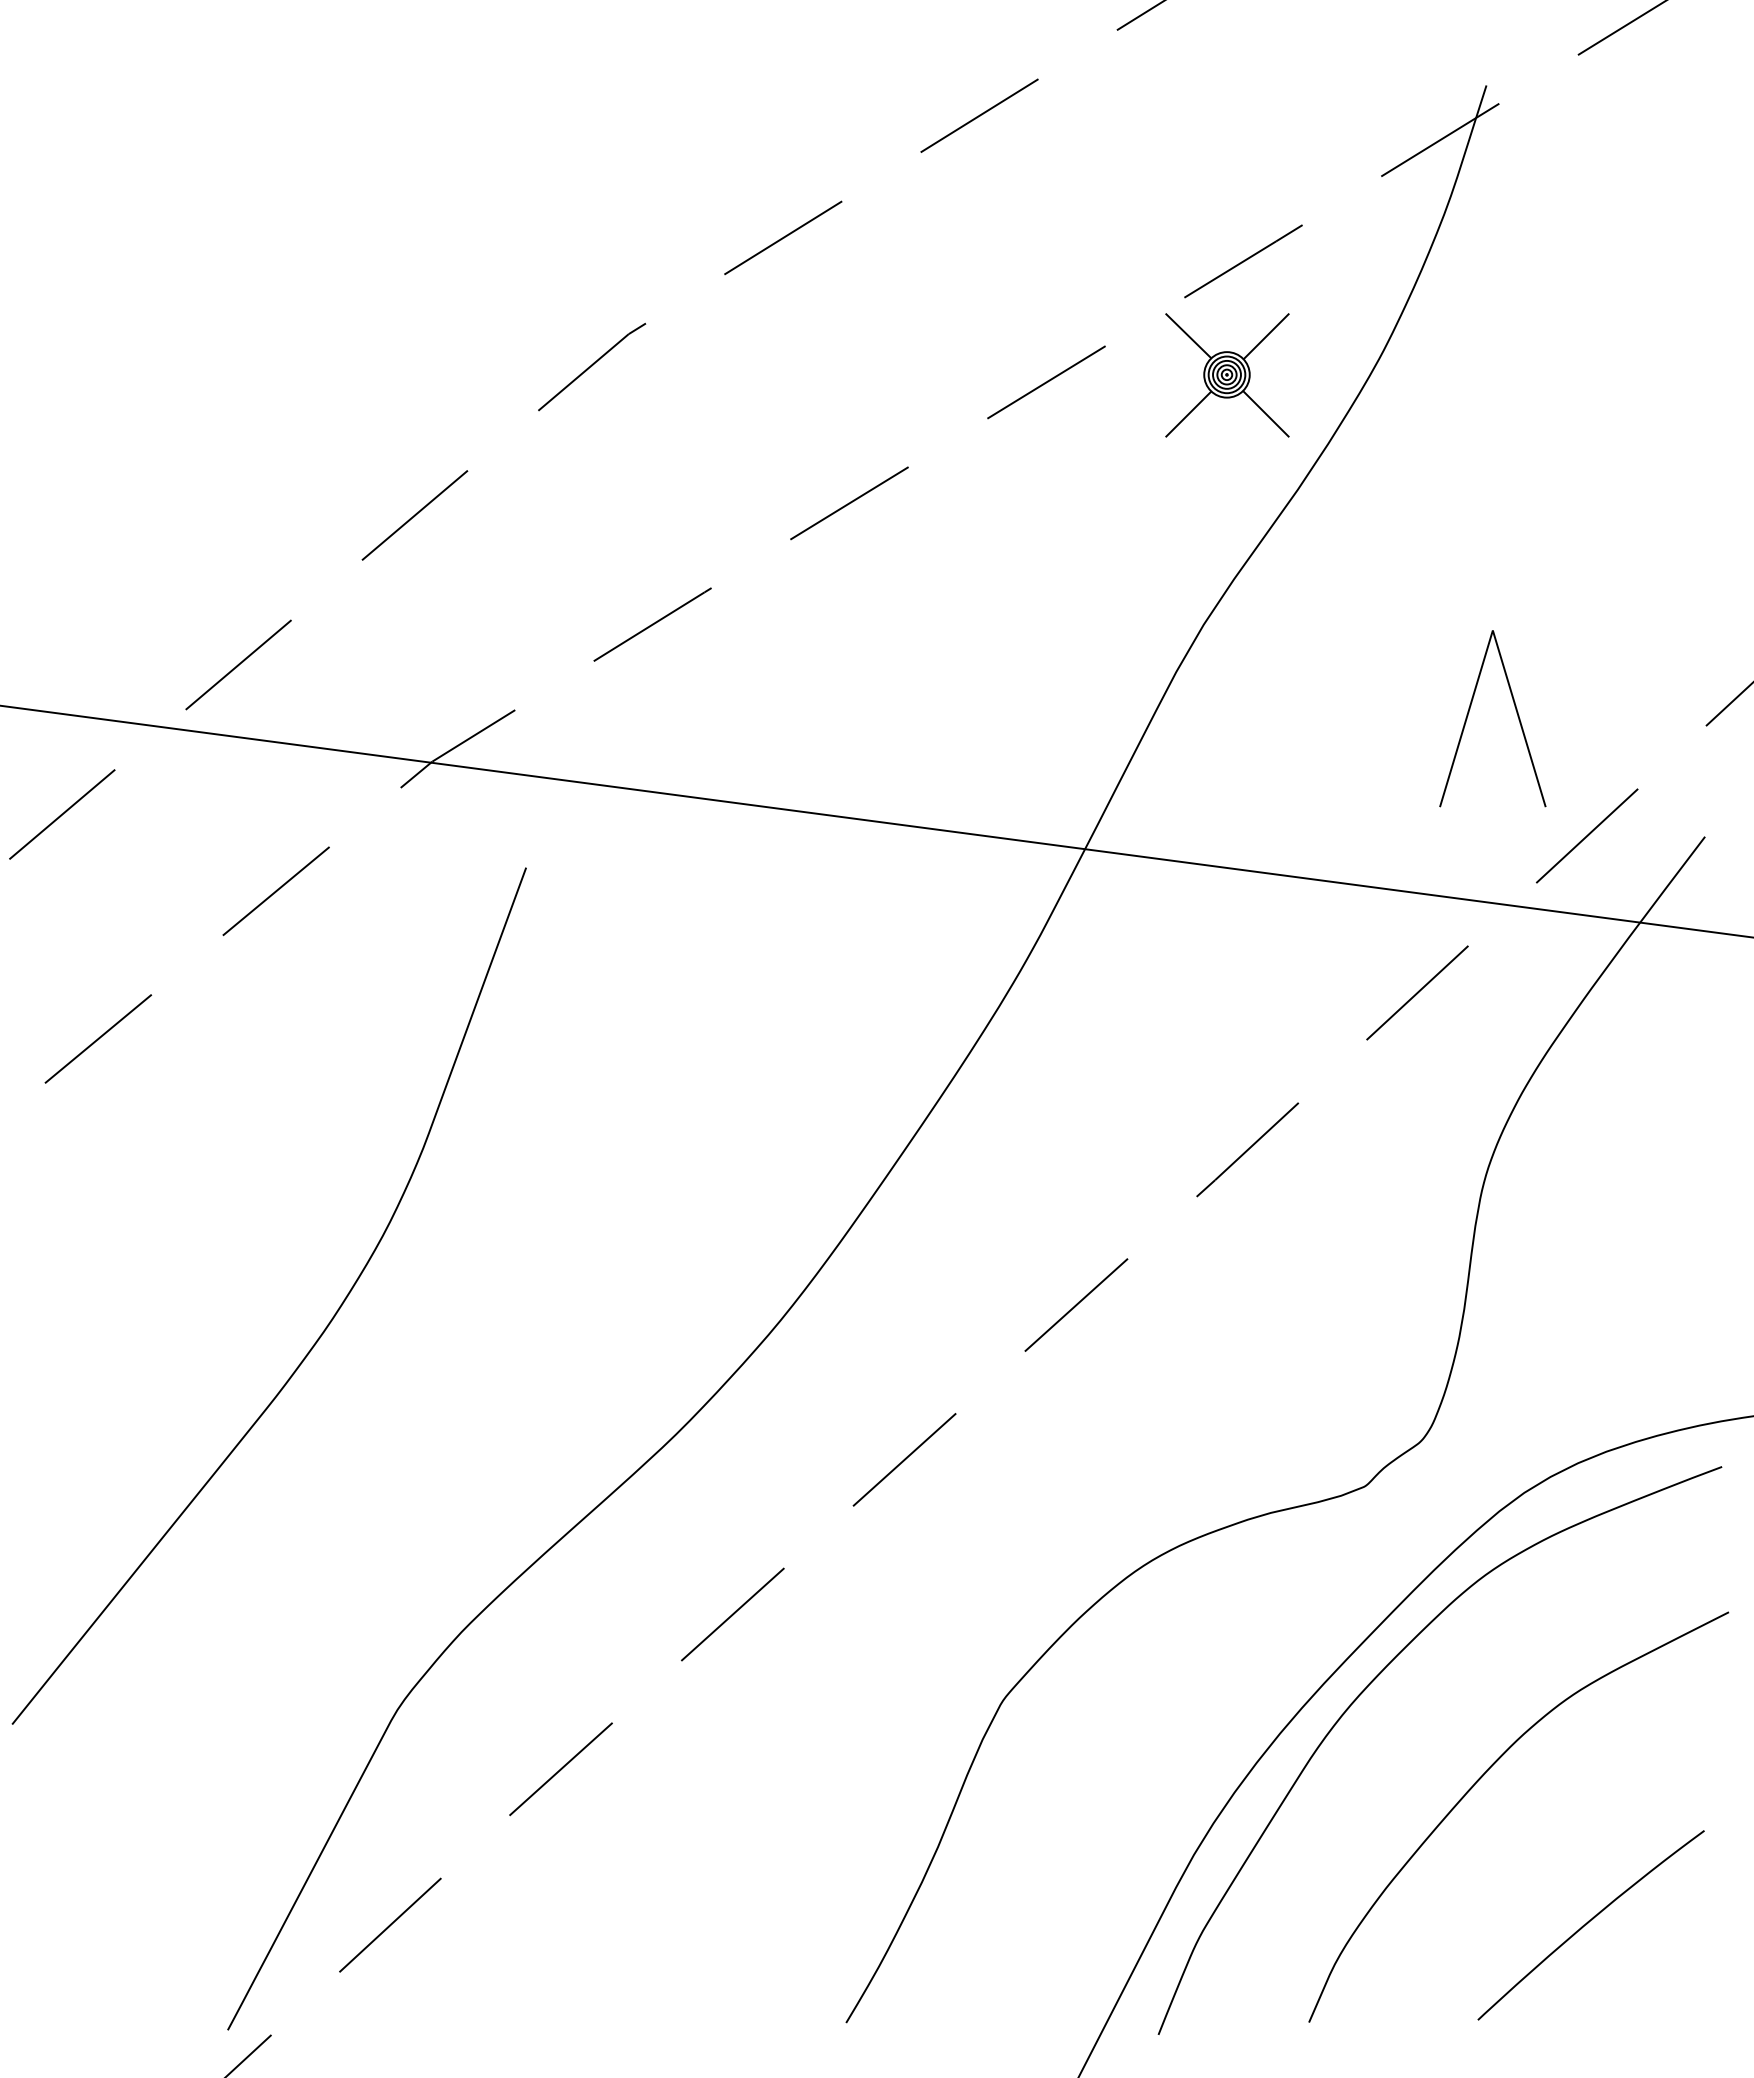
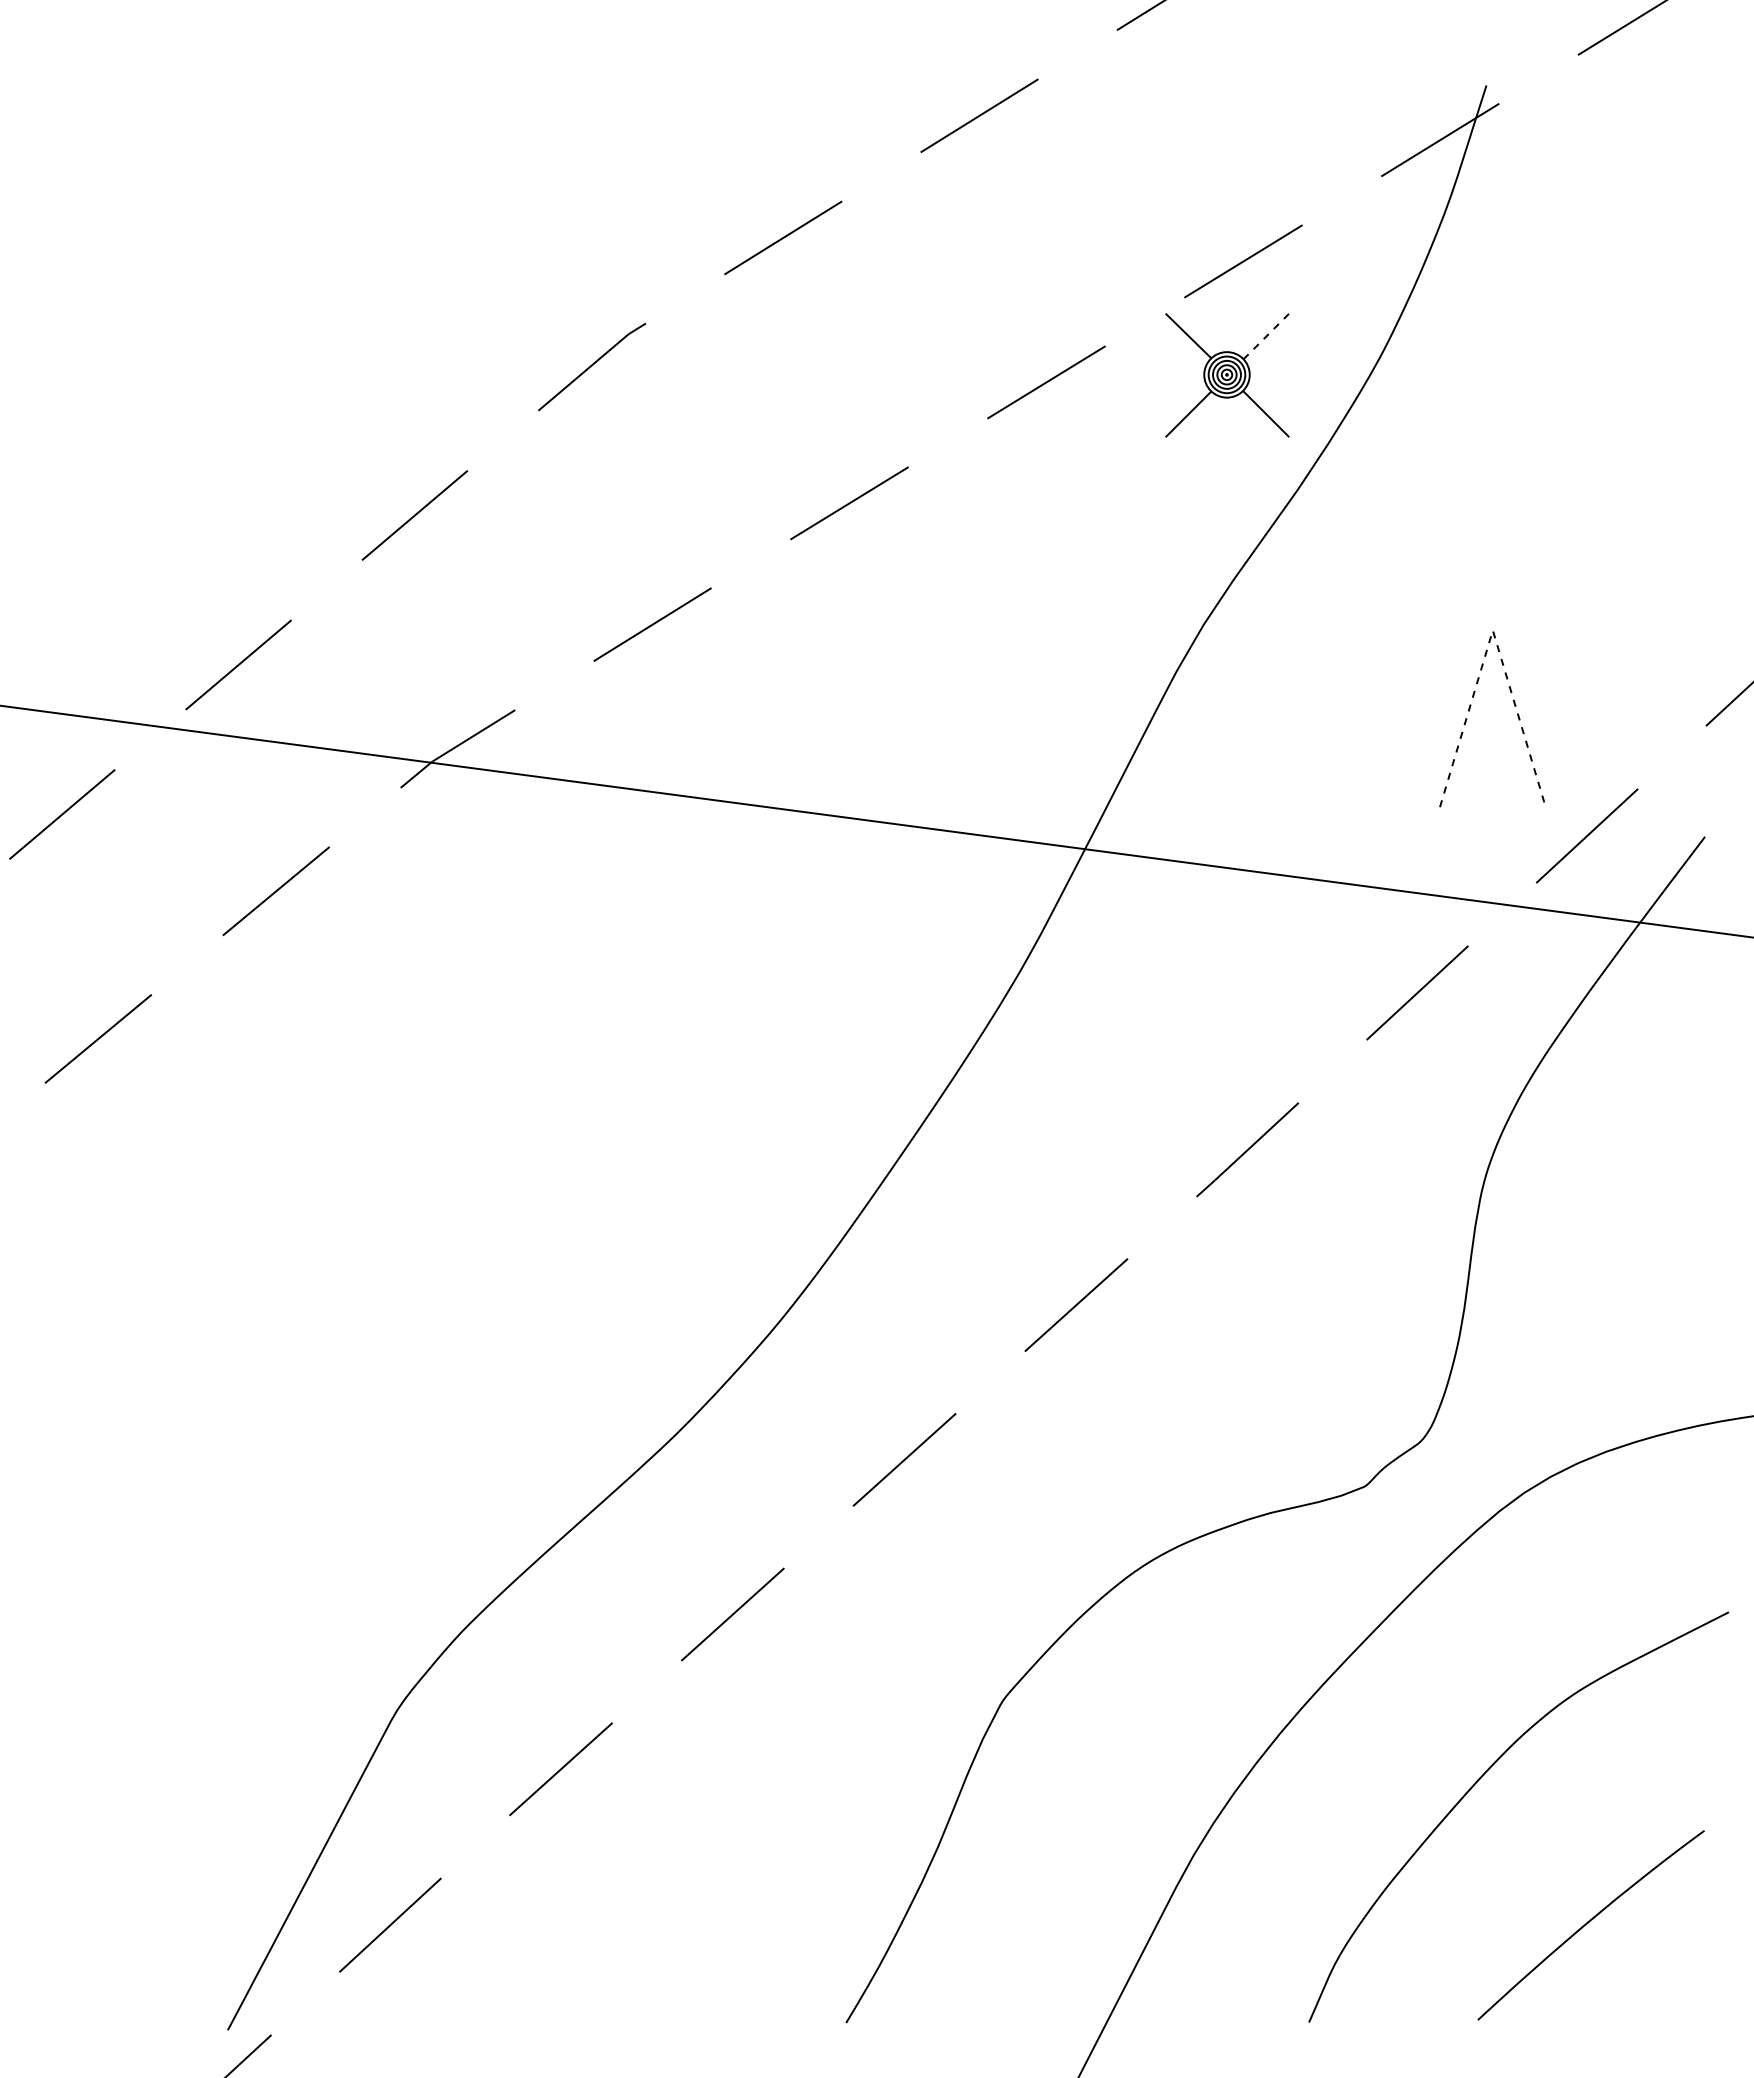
line: solid -> dashed (1266, 336)
line: solid -> dashed (1492, 630)
curve: present -> none (322, 1331)
curve: present -> none (1366, 1689)
